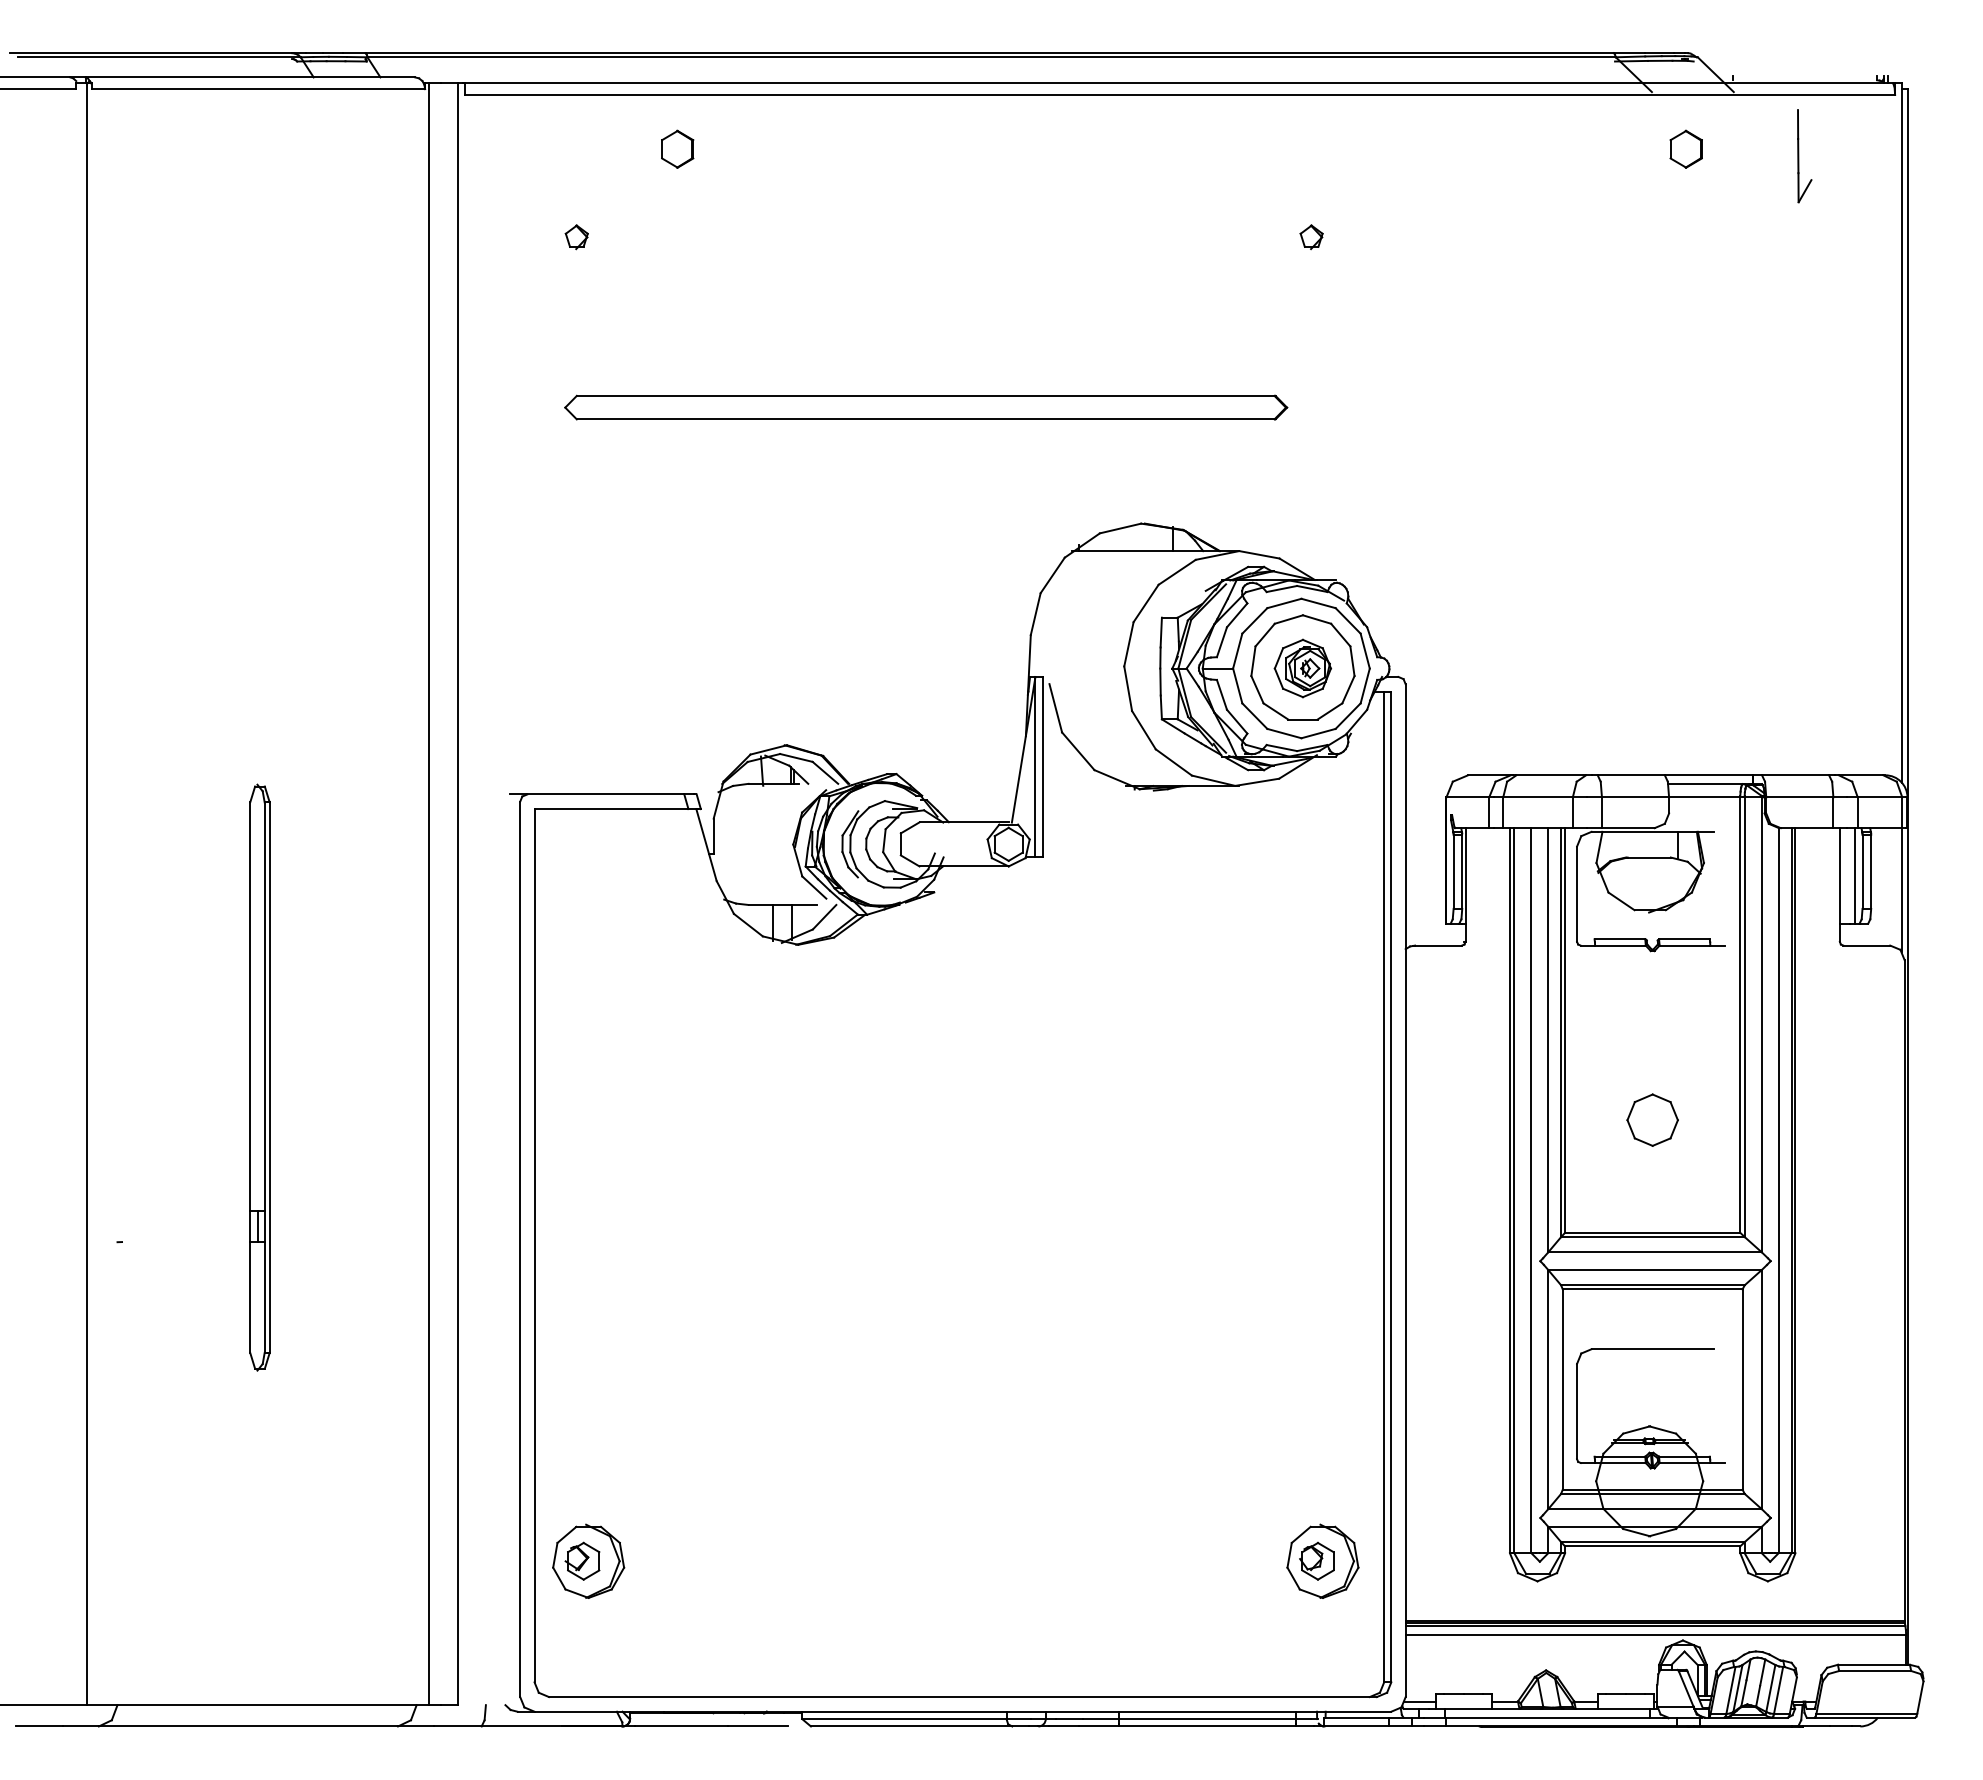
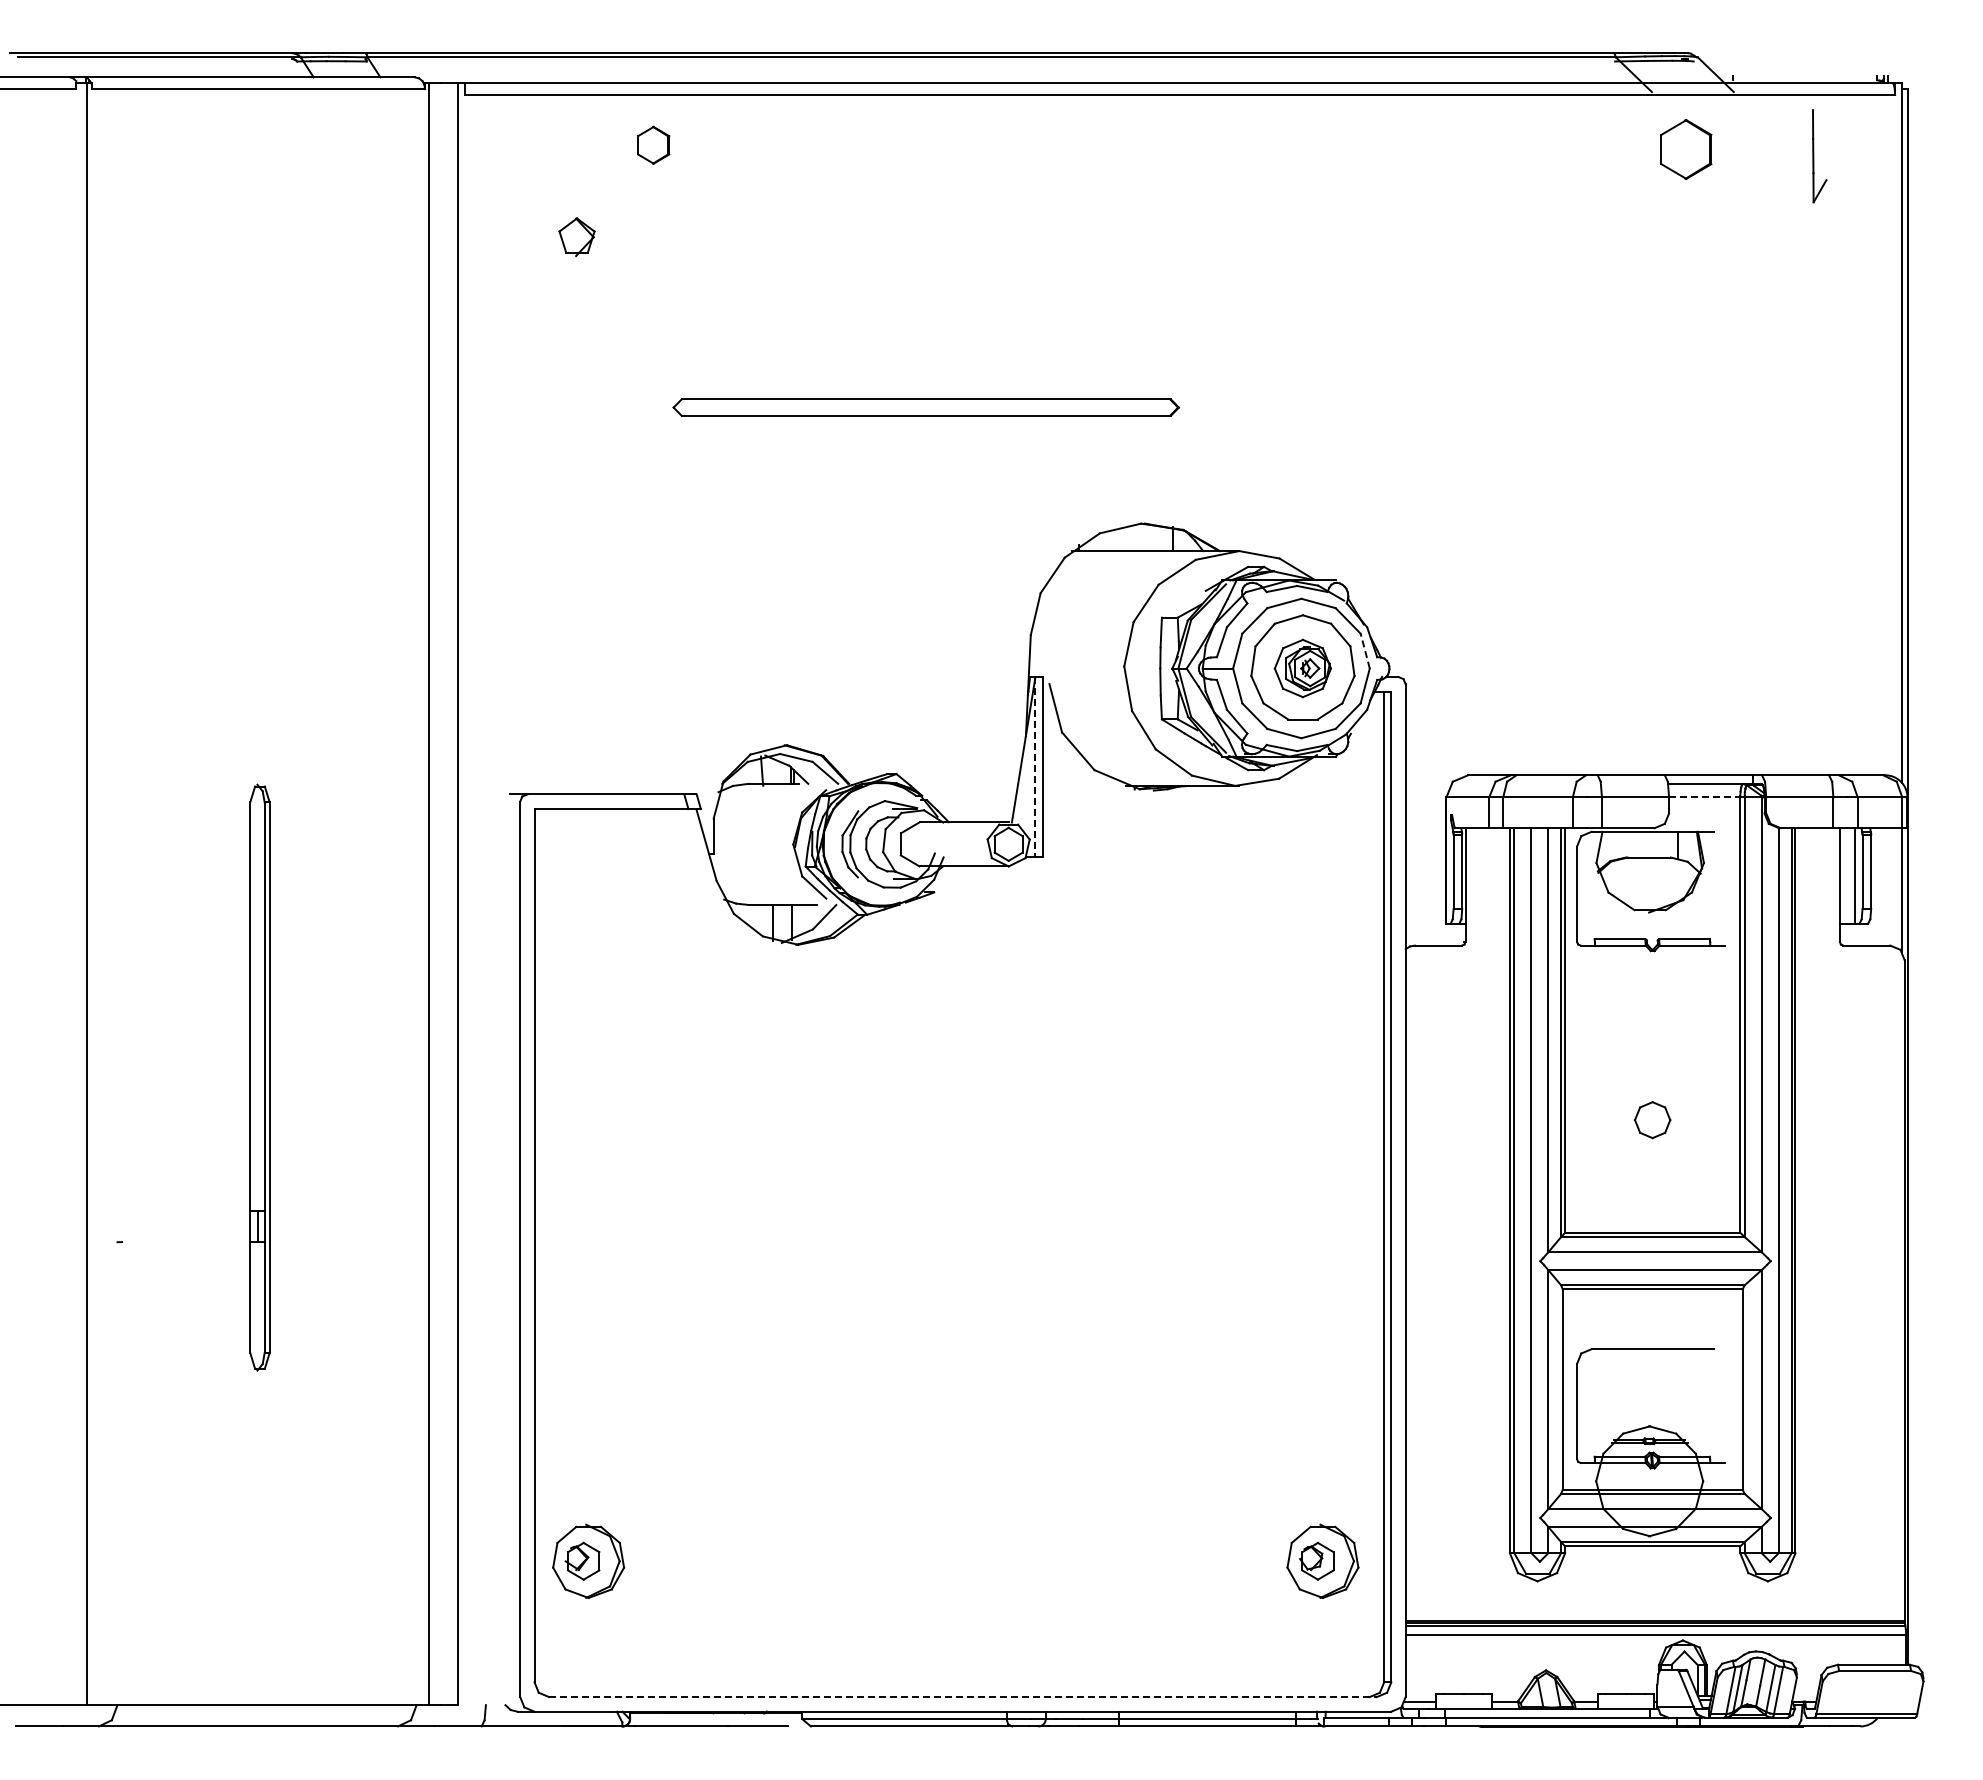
part position: (677, 148) -> (653, 144) (653, 144)
part size: 34x40 px -> 53x61 px (1686, 149)
part position: (1804, 156) -> (1819, 156) (1819, 156)
part size: 25x27 px -> 38x41 px (576, 237)
part: present -> none (1311, 237)
part size: 725x27 px -> 509x19 px (926, 407)
line: solid -> dashed (1365, 650)
line: solid -> dashed (1035, 766)
line: solid -> dashed (1704, 797)
part size: 53x54 px -> 38x39 px (1652, 1120)
line: solid -> dashed (962, 1697)
